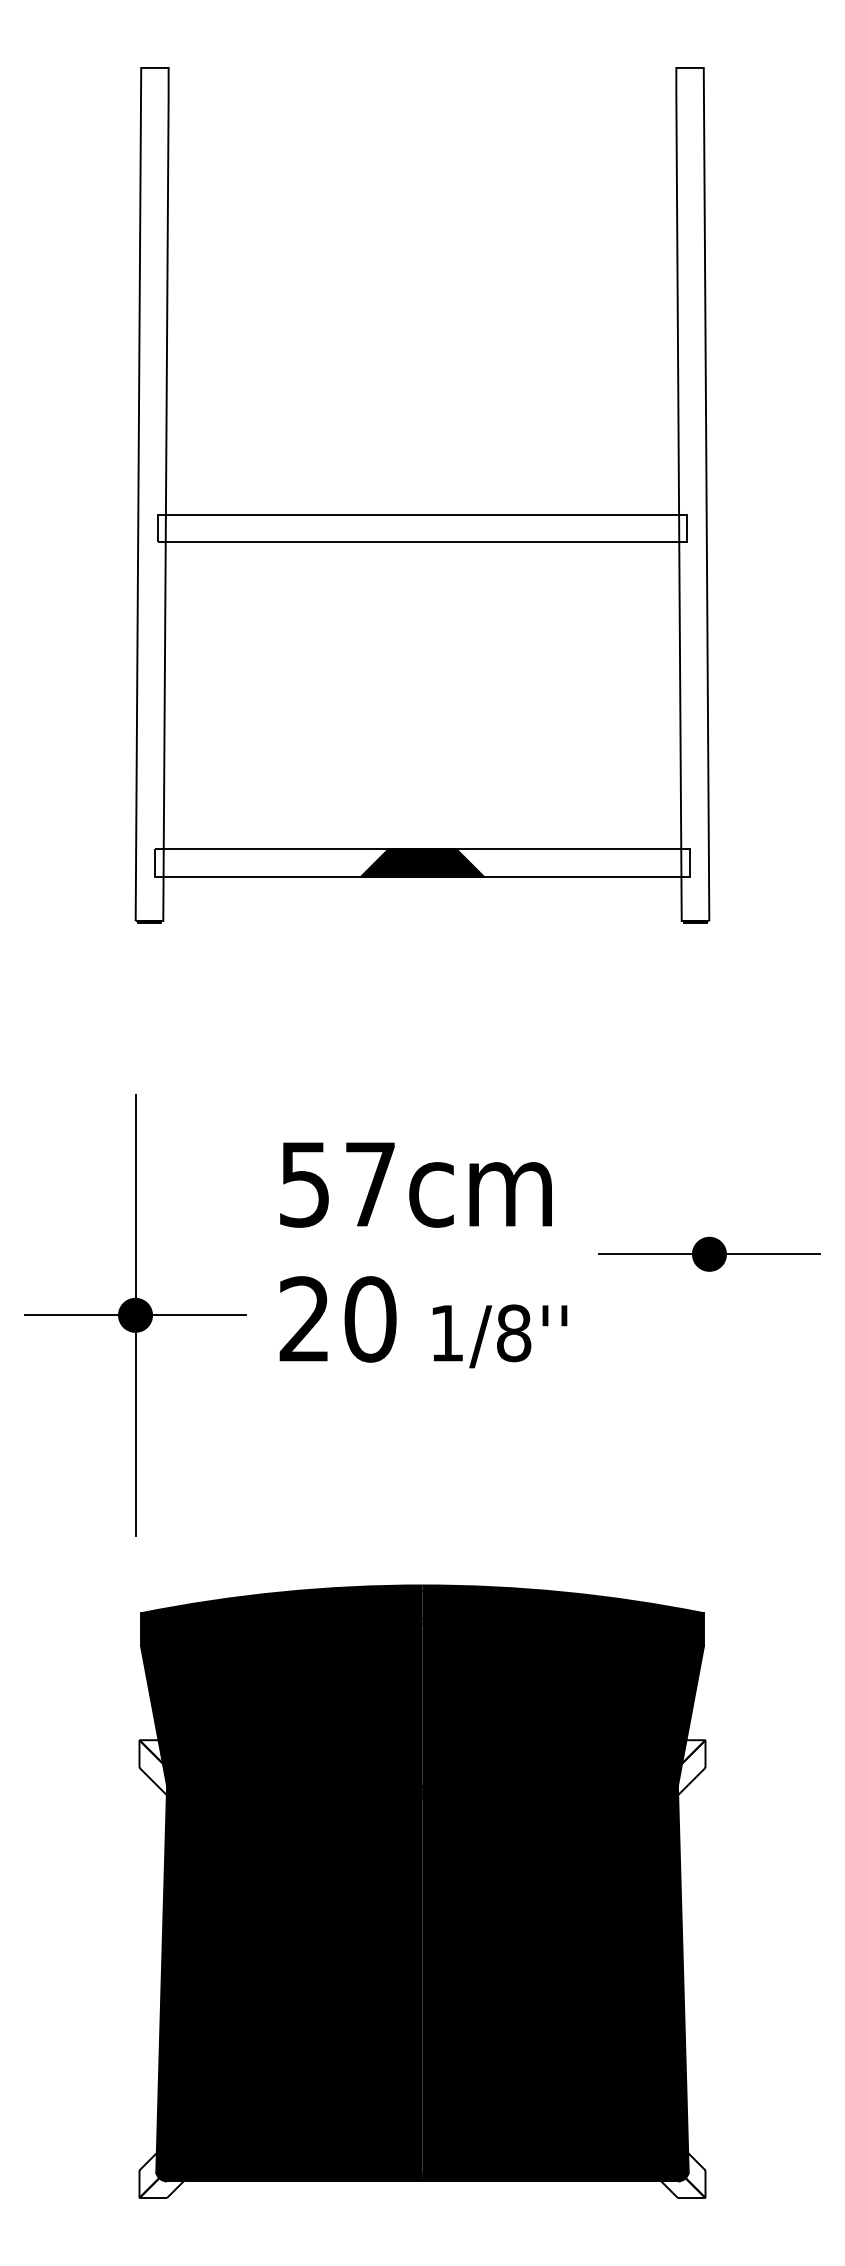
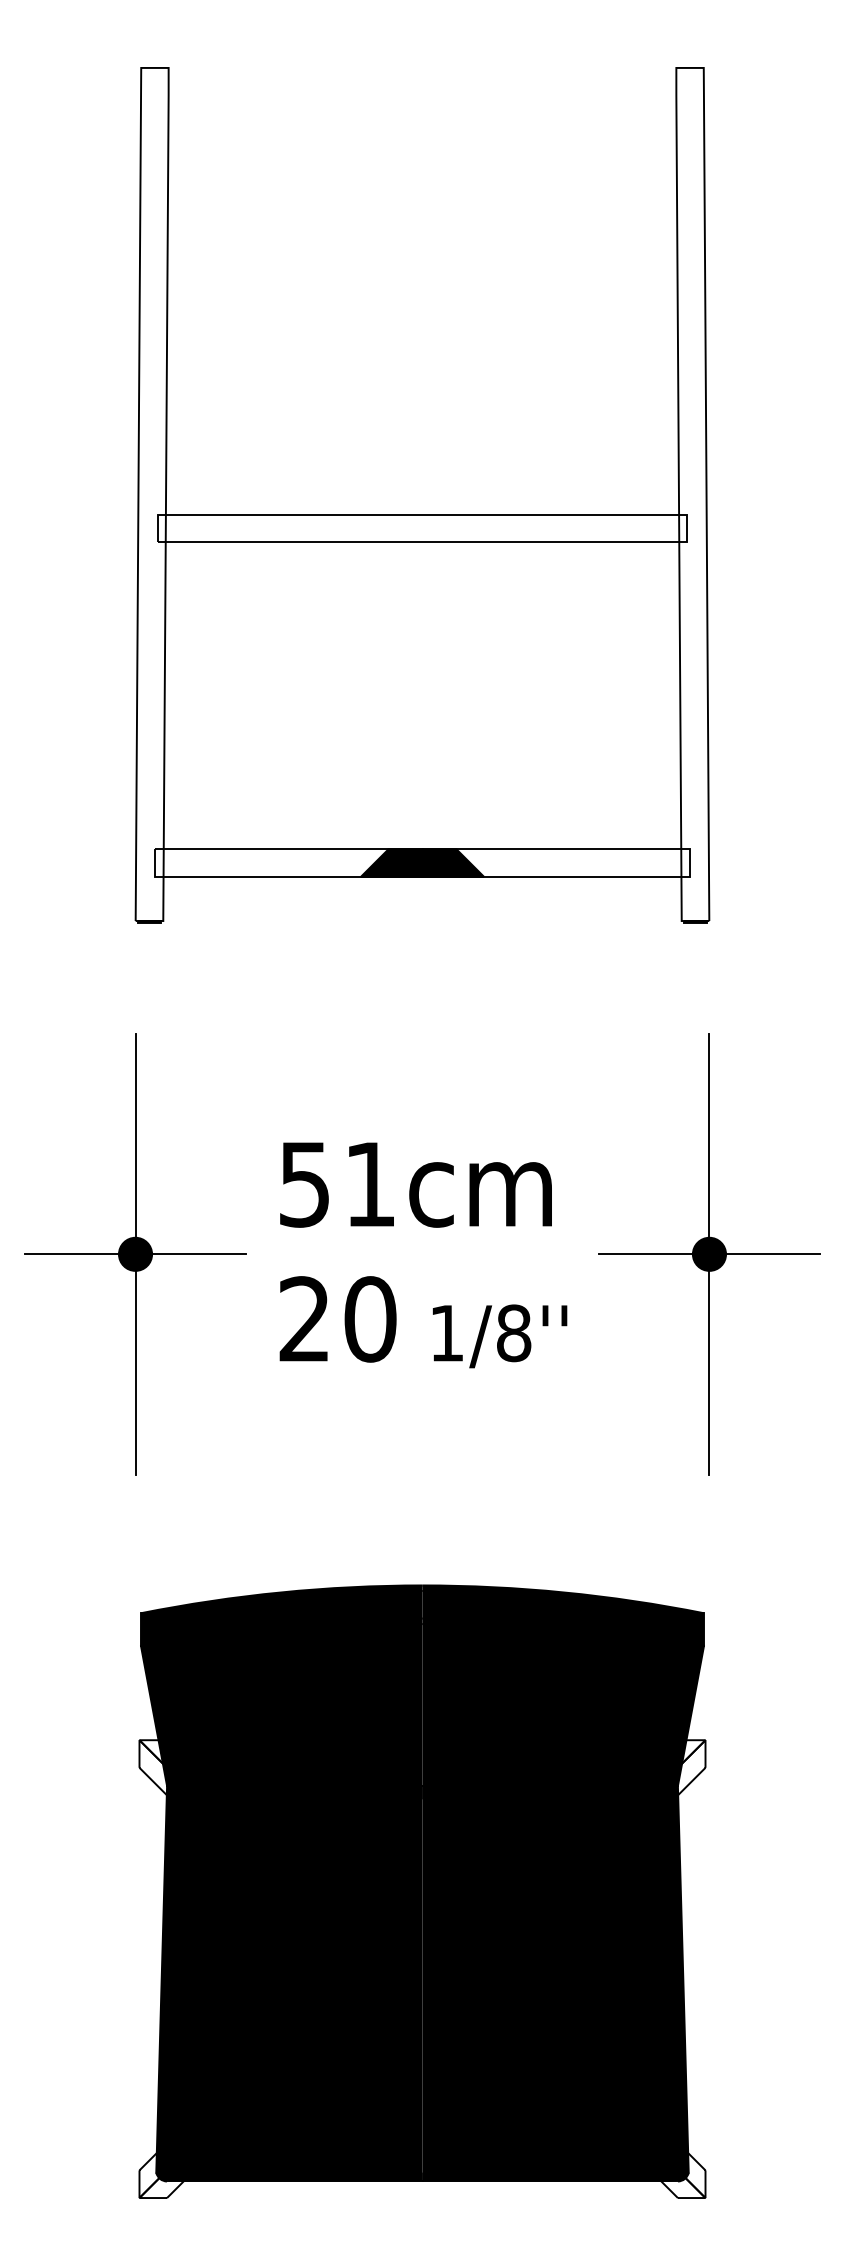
text: 57cm -> 51cm (370, 1184)
line: none -> present (709, 1254)
part position: (135, 1315) -> (135, 1254) (135, 1254)
